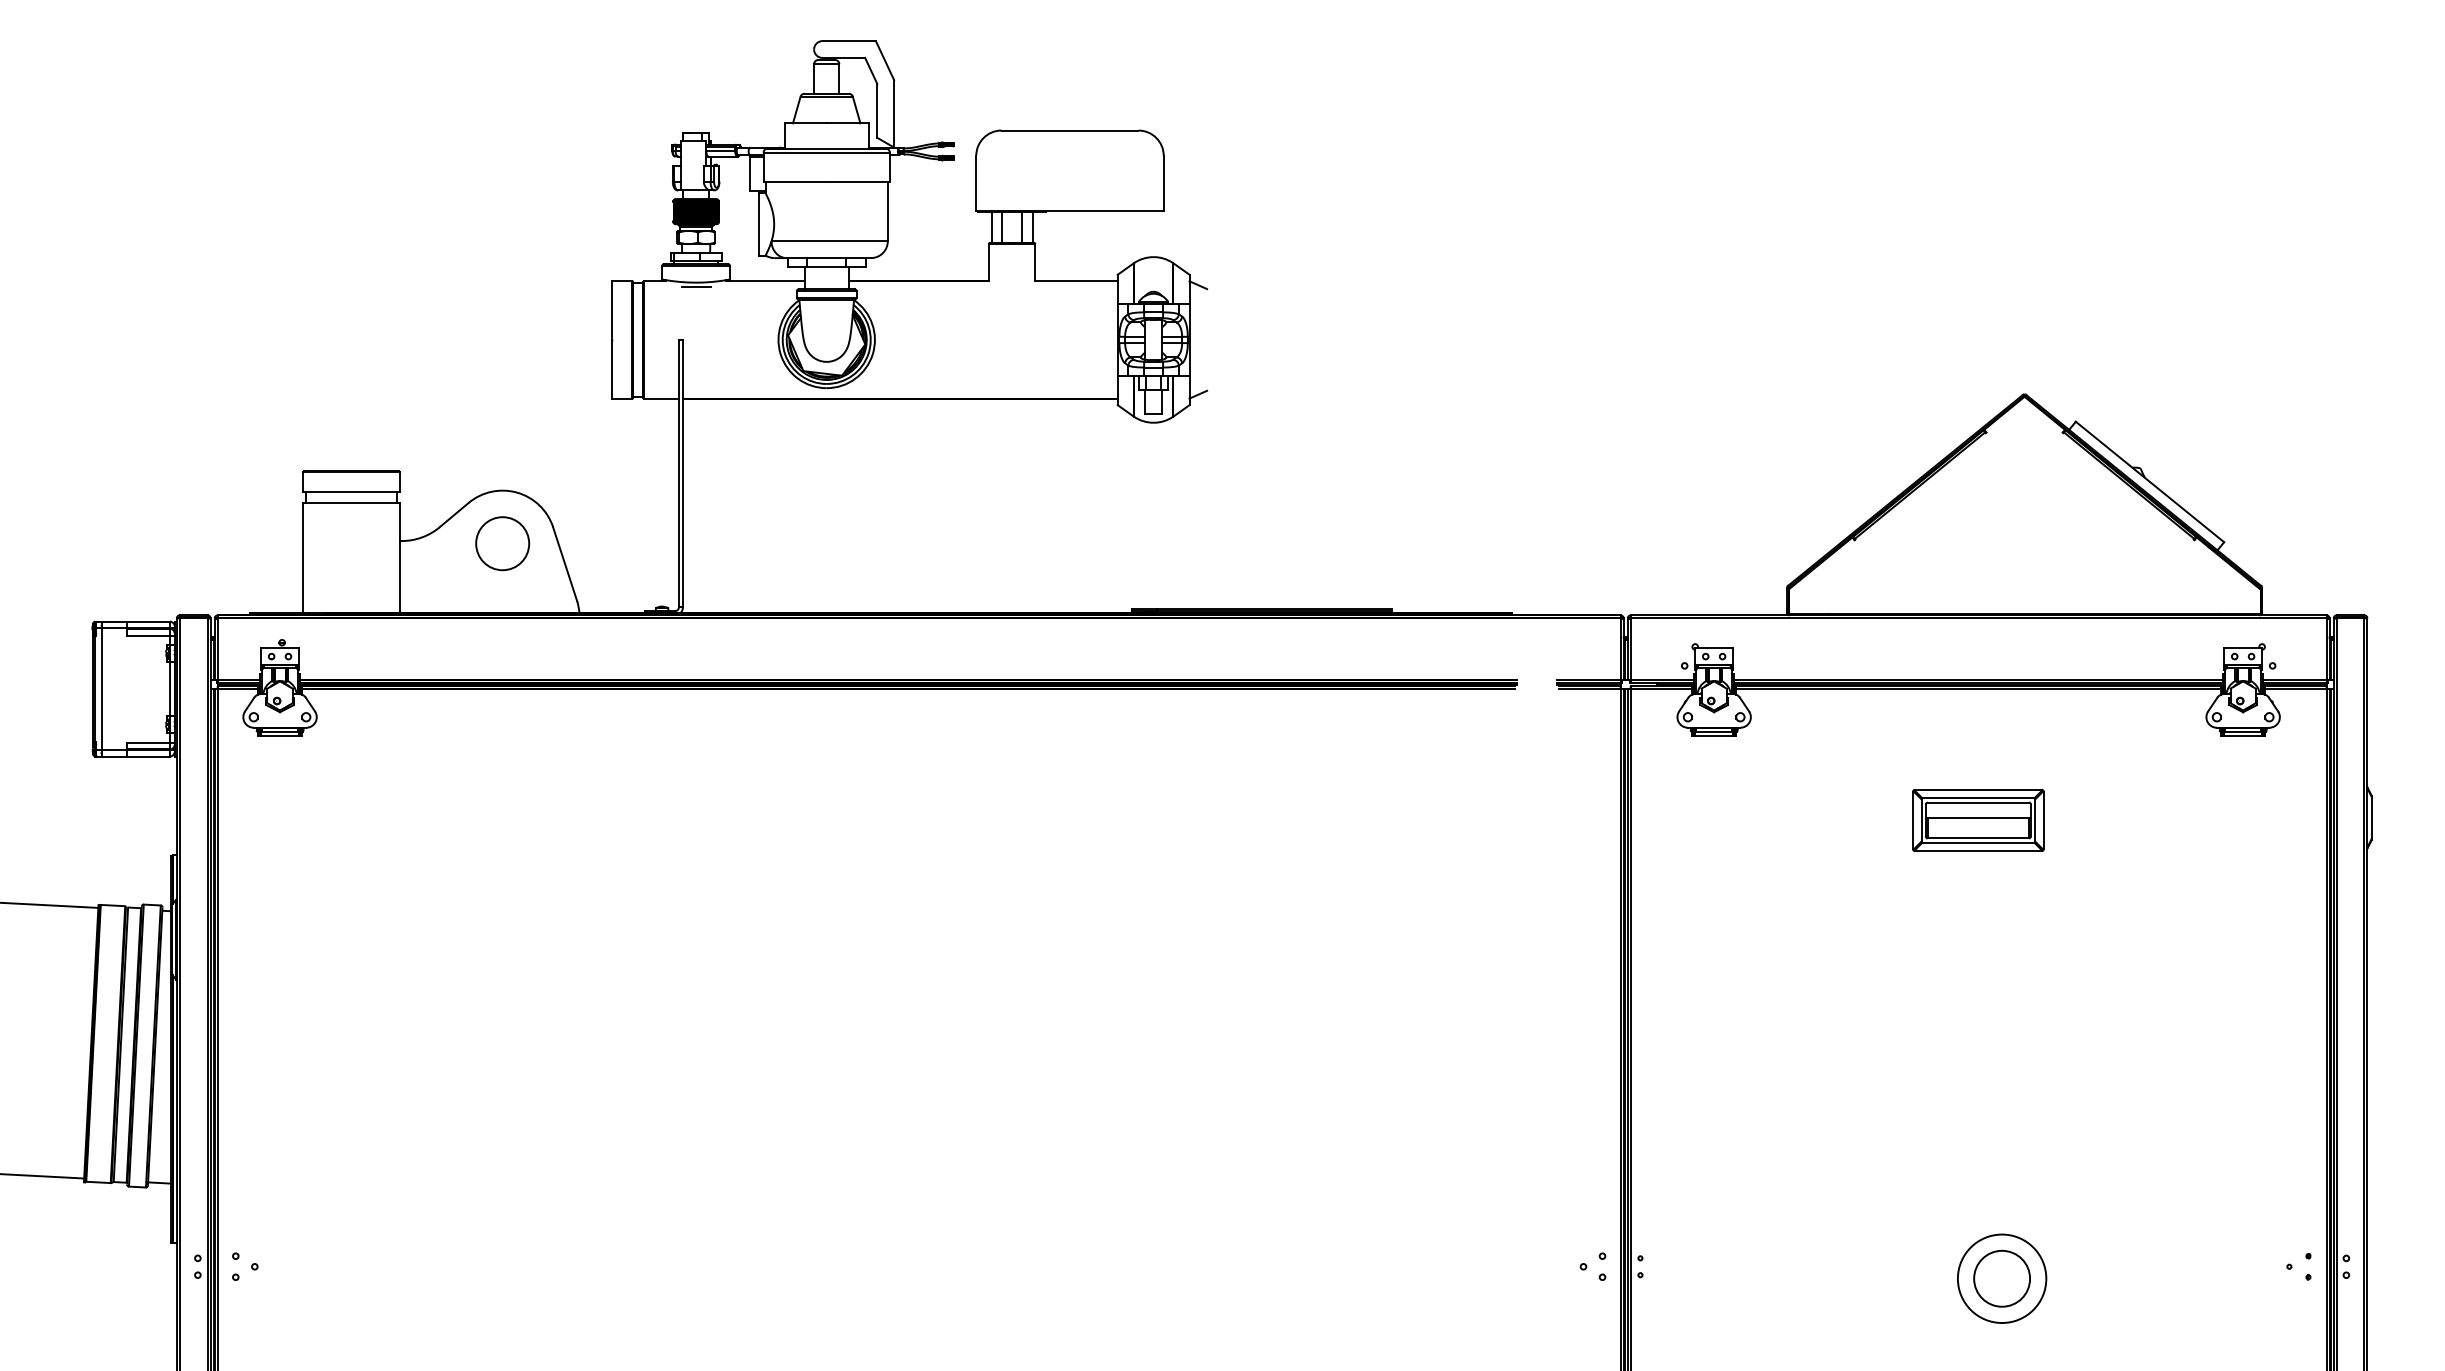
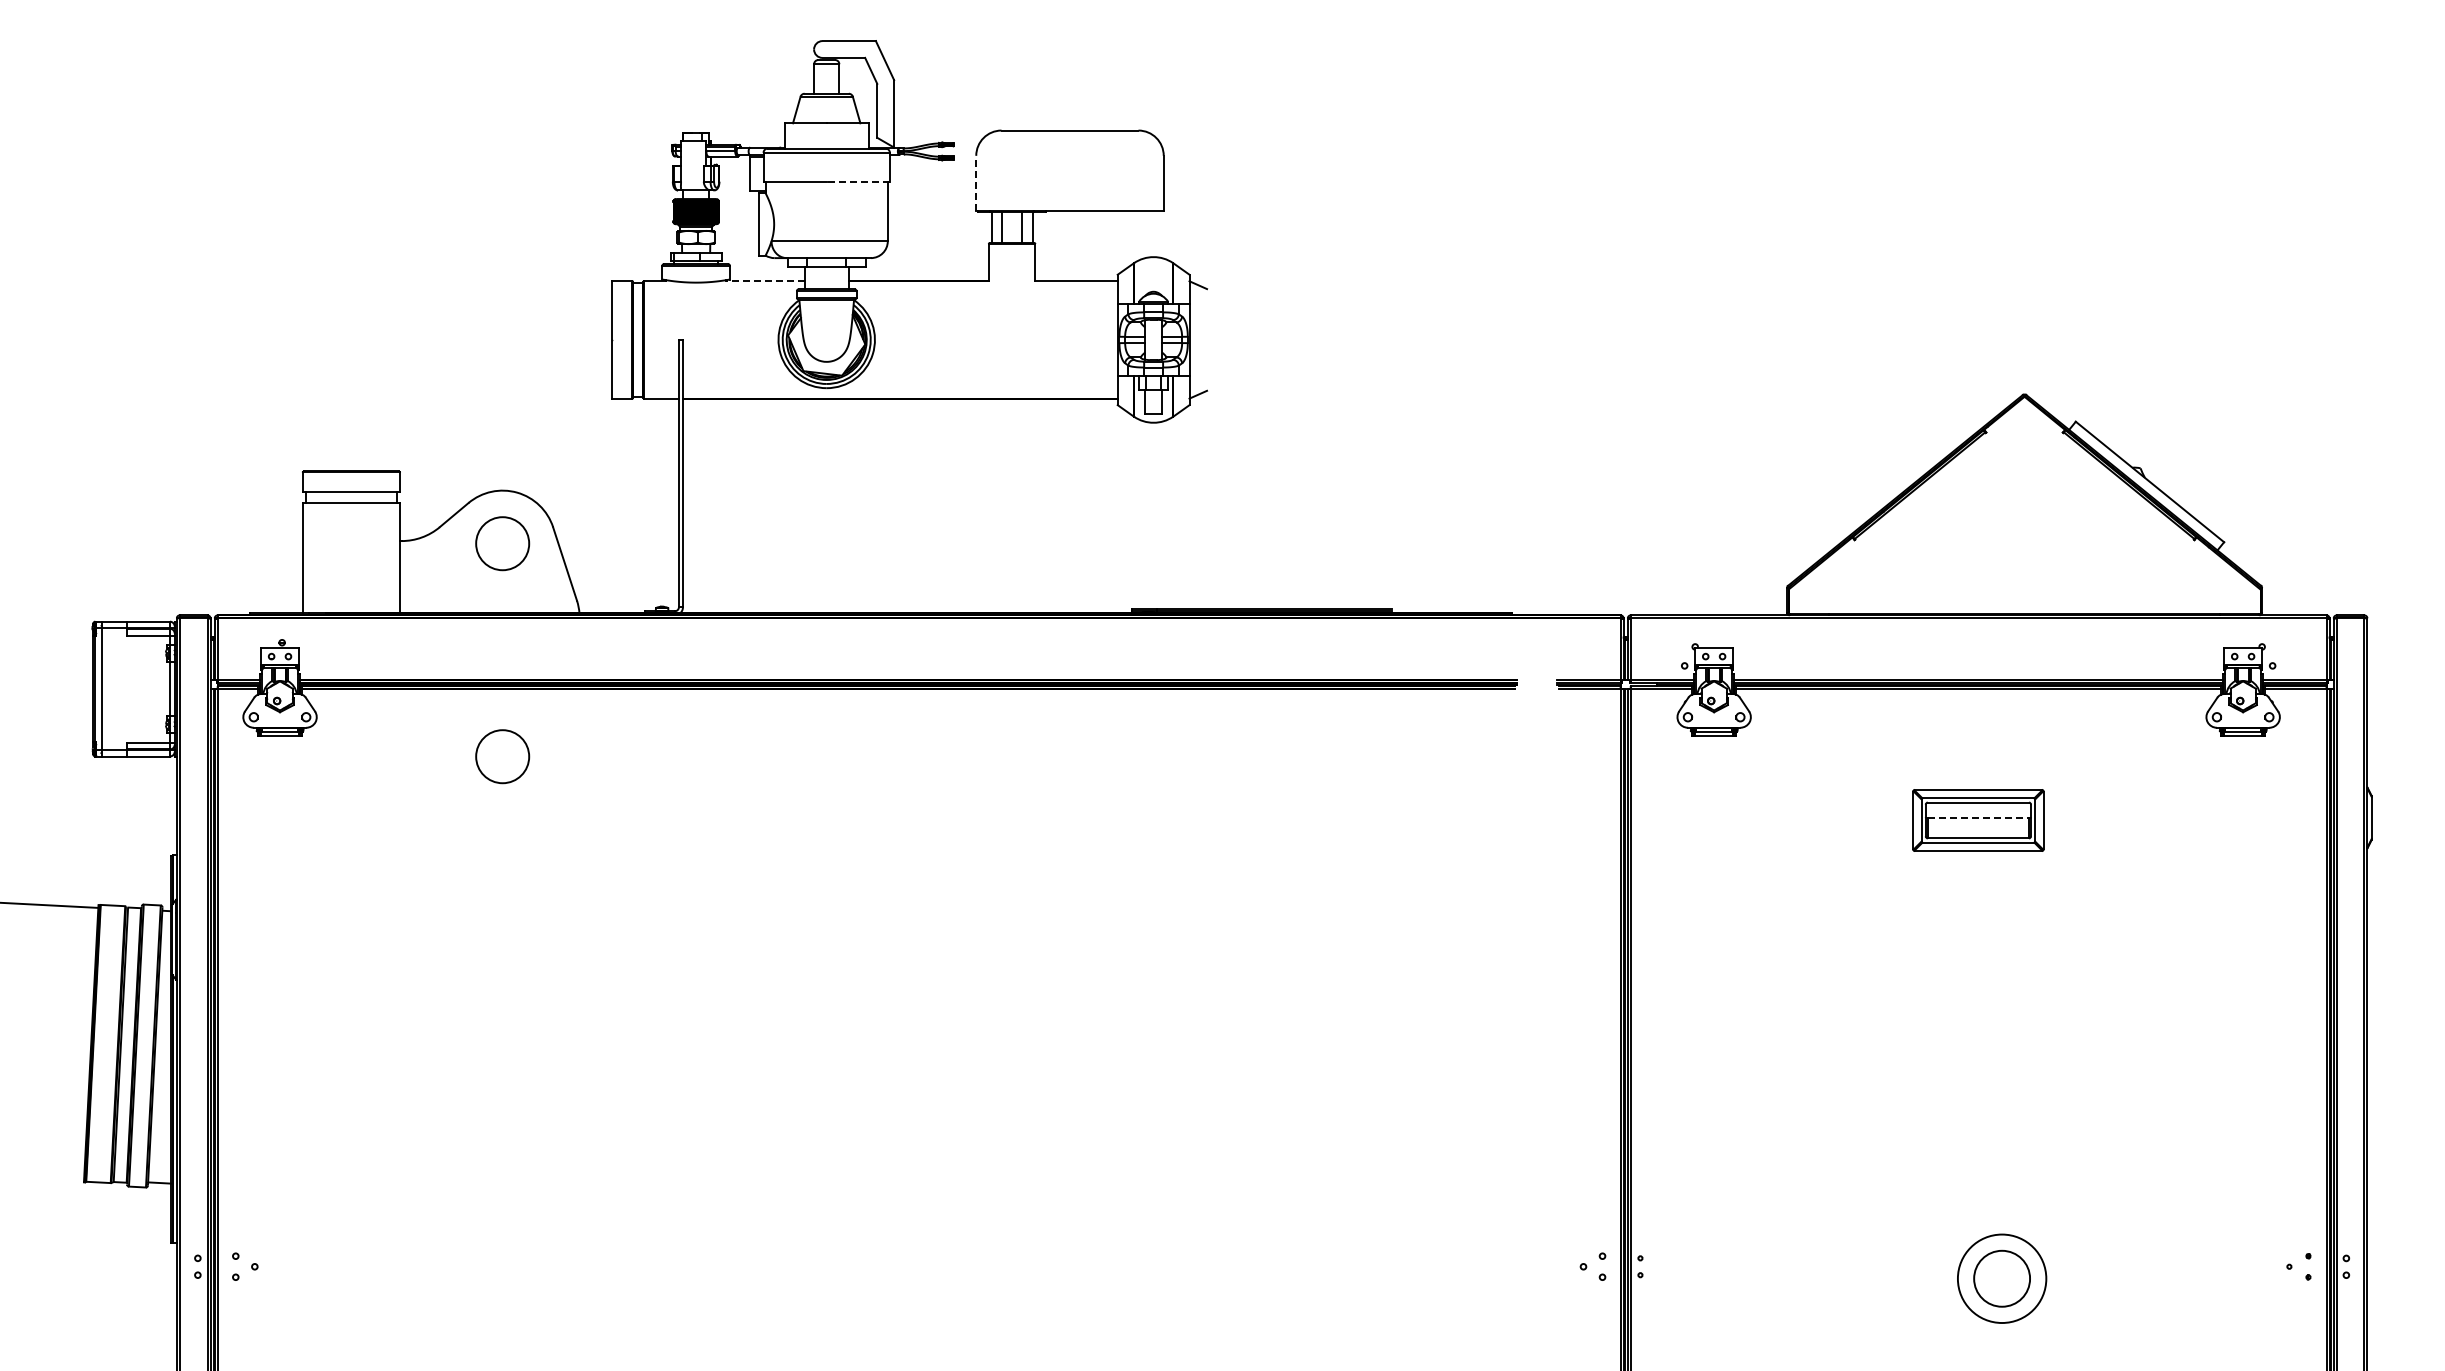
line: solid -> dashed (858, 182)
line: solid -> dashed (976, 182)
line: solid -> dashed (764, 280)
line: present -> none (695, 287)
circle: none -> present (502, 756)
line: solid -> dashed (1978, 818)
line: present -> none (43, 1176)
